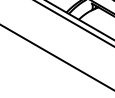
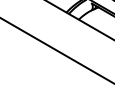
line: present -> none (74, 23)
line position: (56, 56) -> (56, 50) (56, 50)
